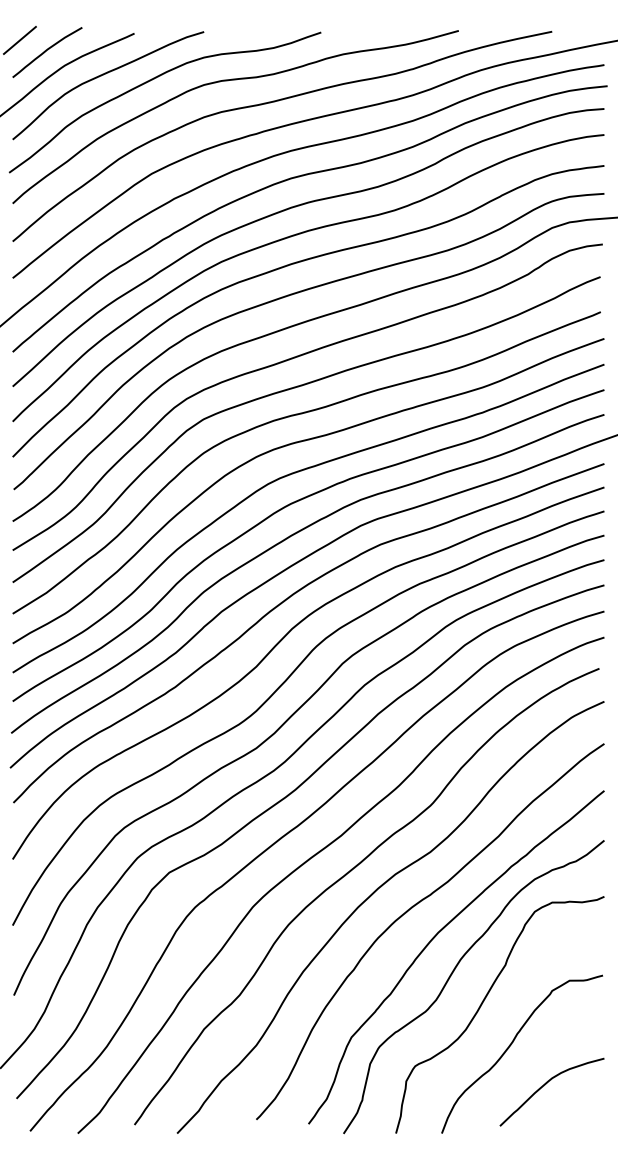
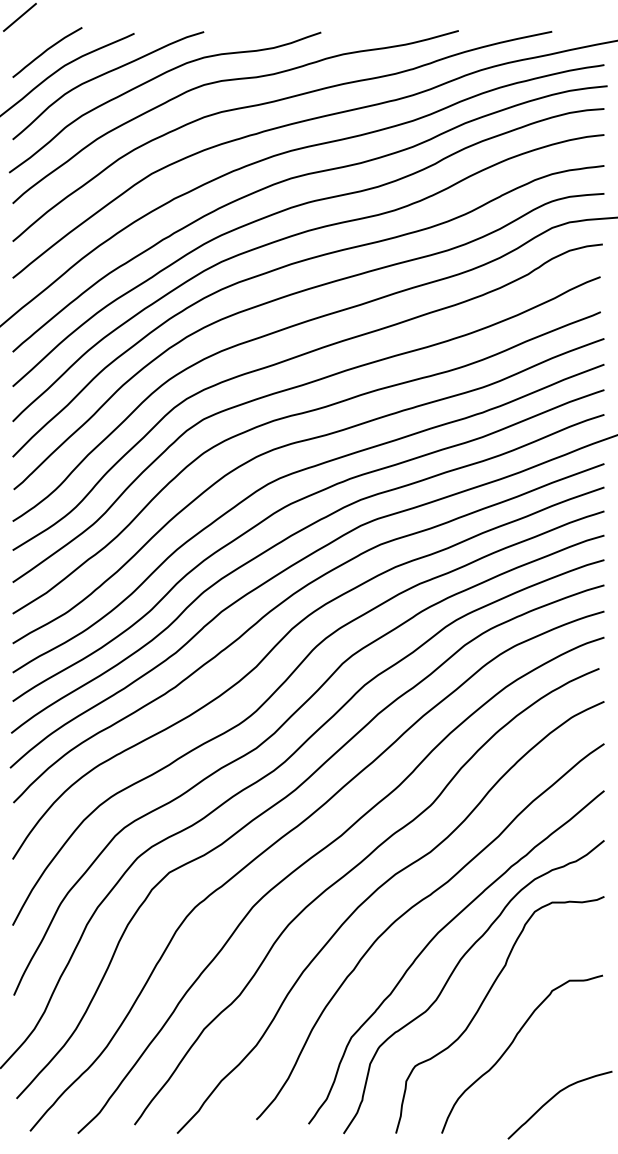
line position: (19, 40) -> (19, 17) (19, 17)
curve position: (545, 1085) -> (553, 1098) (553, 1098)
